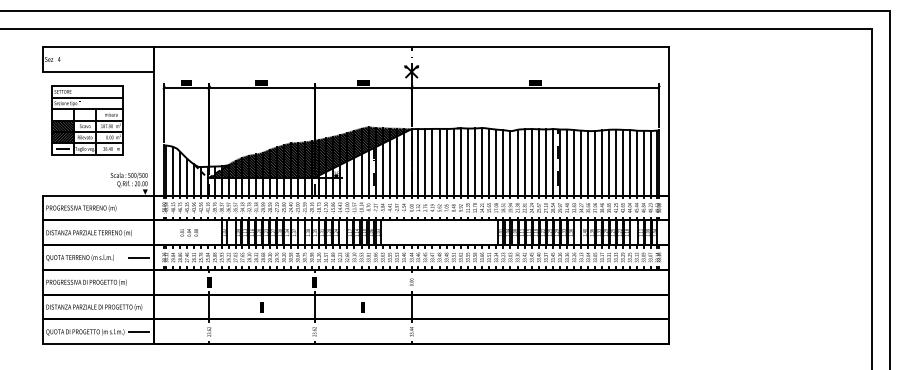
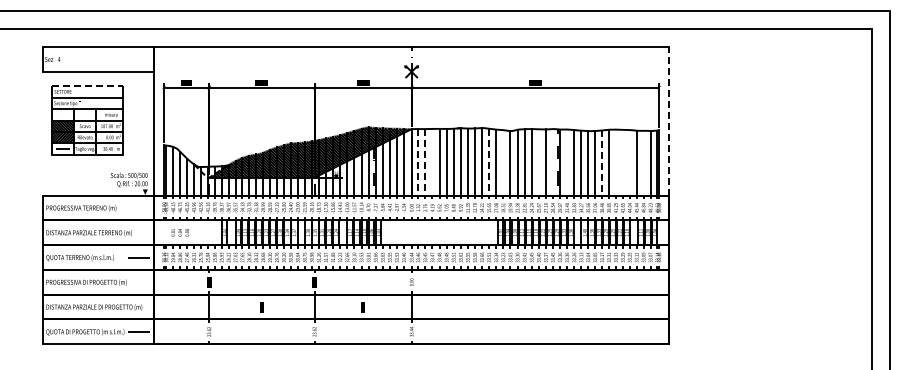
line: solid -> dashed (87, 86)
line: solid -> dashed (669, 120)
line: present -> none (432, 161)
line: solid -> dashed (418, 162)
line: solid -> dashed (425, 162)
line: solid -> dashed (489, 162)
line: present -> none (503, 162)
line: present -> none (538, 162)
line: present -> none (553, 162)
line: present -> none (567, 162)
line: present -> none (615, 162)
line: present -> none (622, 162)
line: present -> none (629, 162)
line: present -> none (643, 162)
line: solid -> dashed (602, 163)
text position: (188, 232) -> (179, 232) (179, 232)
